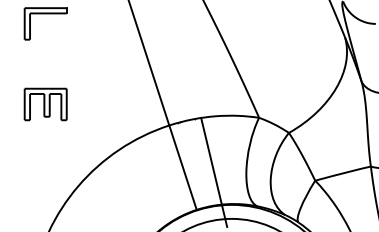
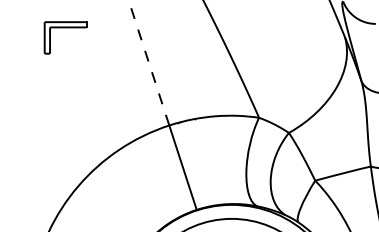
part position: (45, 14) -> (65, 28) (65, 28)
line: solid -> dashed (148, 62)
part: present -> none (45, 104)
line: present -> none (214, 171)
